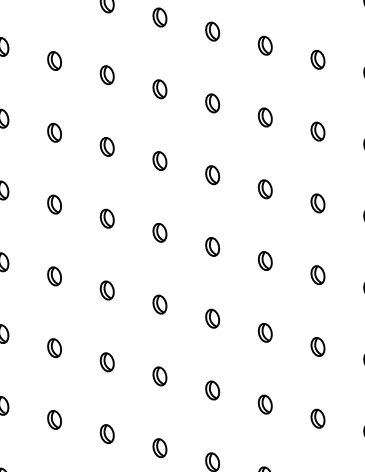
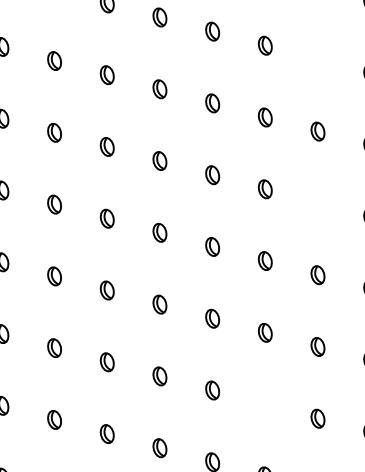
part: present -> none (317, 59)
part: present -> none (317, 203)
part: present -> none (264, 404)
